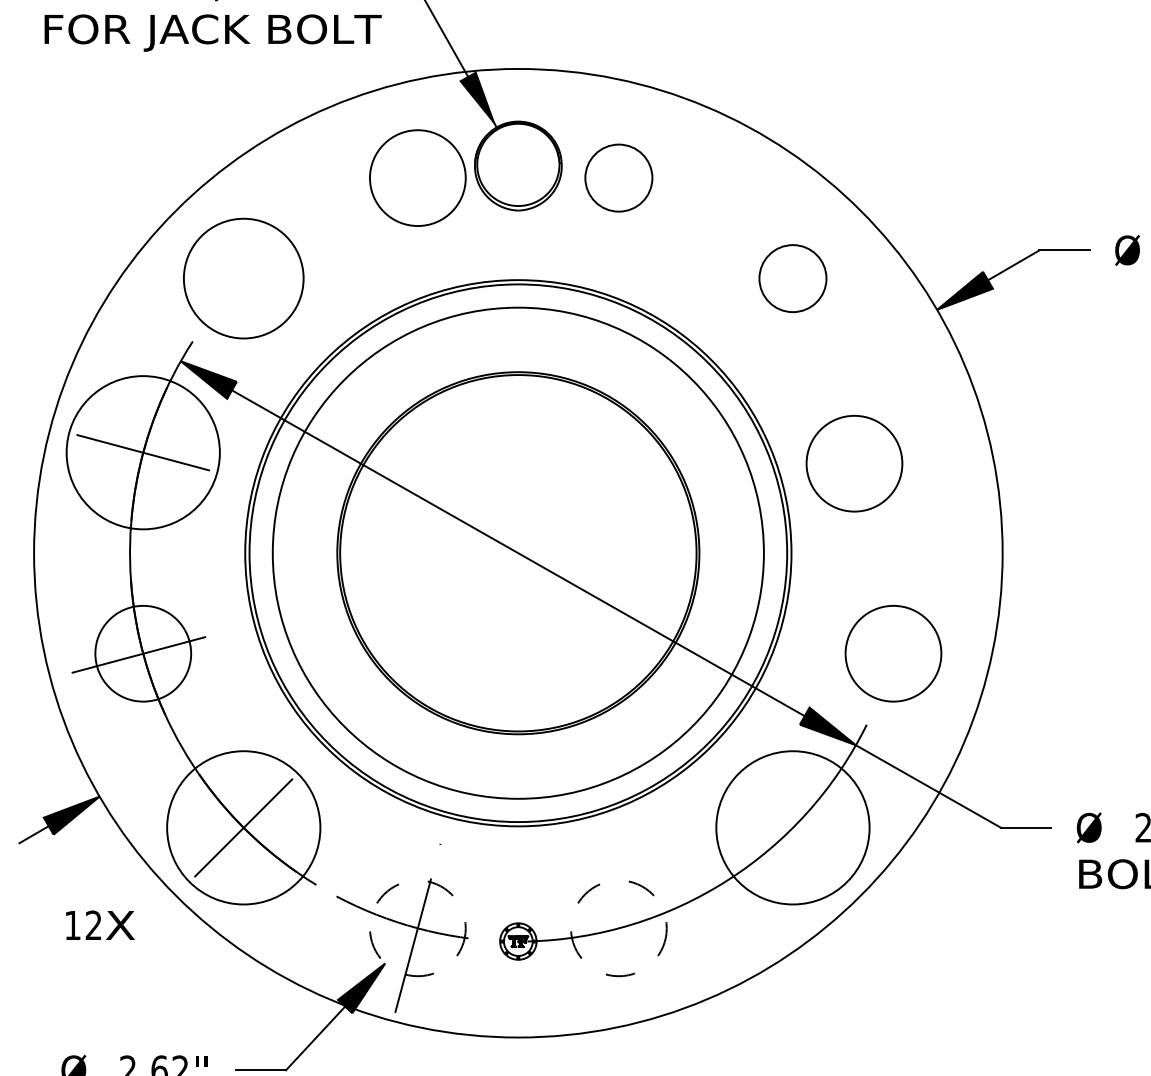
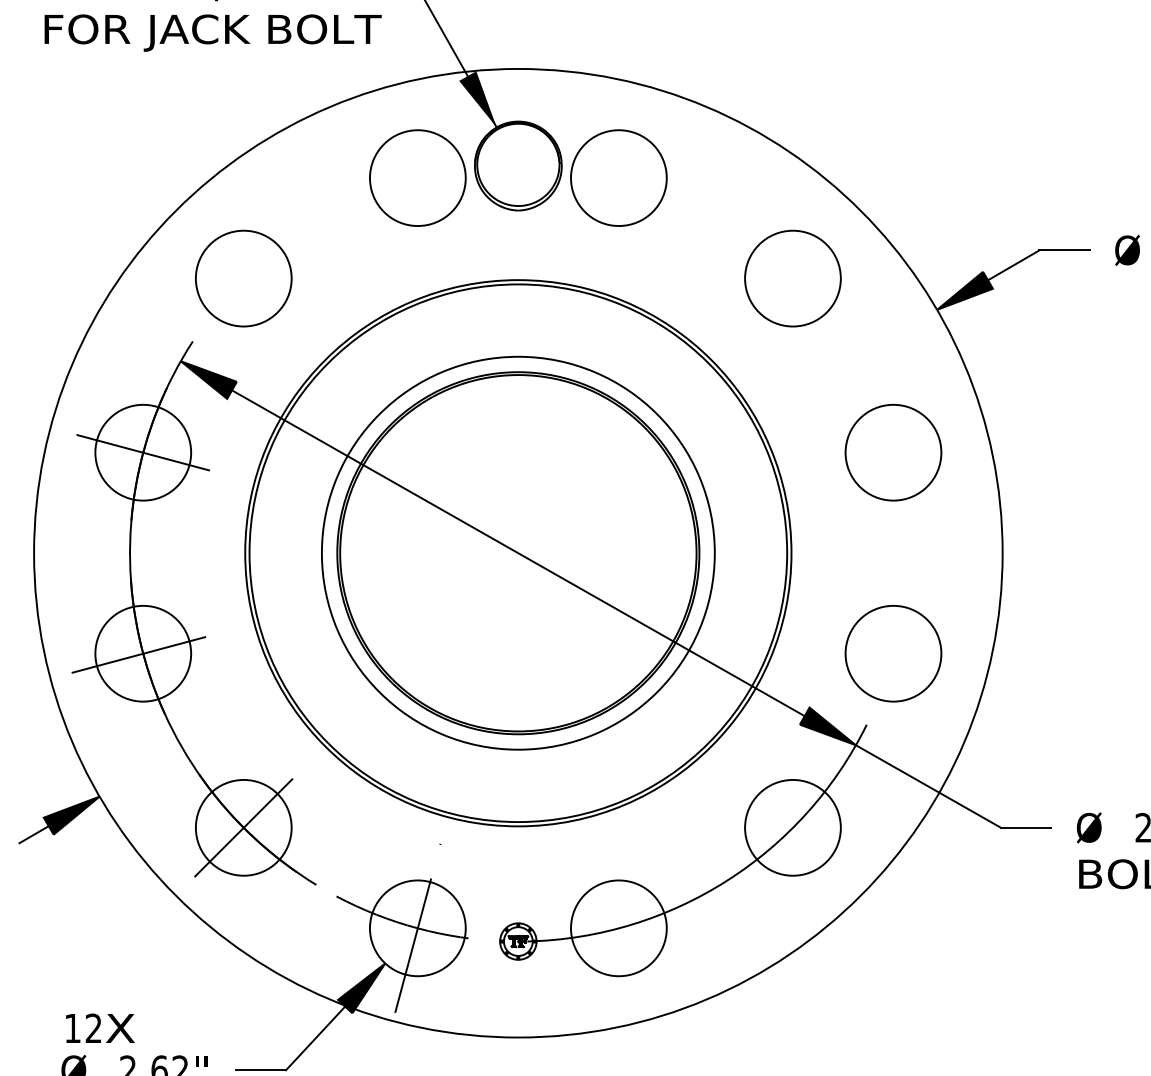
circle diameter: 67 px -> 96 px (618, 178)
circle diameter: 120 px -> 96 px (243, 278)
circle diameter: 67 px -> 96 px (792, 278)
circle diameter: 153 px -> 96 px (143, 452)
circle position: (854, 463) -> (893, 452) (893, 452)
circle diameter: 491 px -> 393 px (517, 552)
circle diameter: 153 px -> 96 px (243, 827)
circle diameter: 153 px -> 96 px (792, 827)
text position: (100, 924) -> (100, 1027) (100, 1027)
circle: dashed -> solid (417, 928)
circle: dashed -> solid (618, 928)
